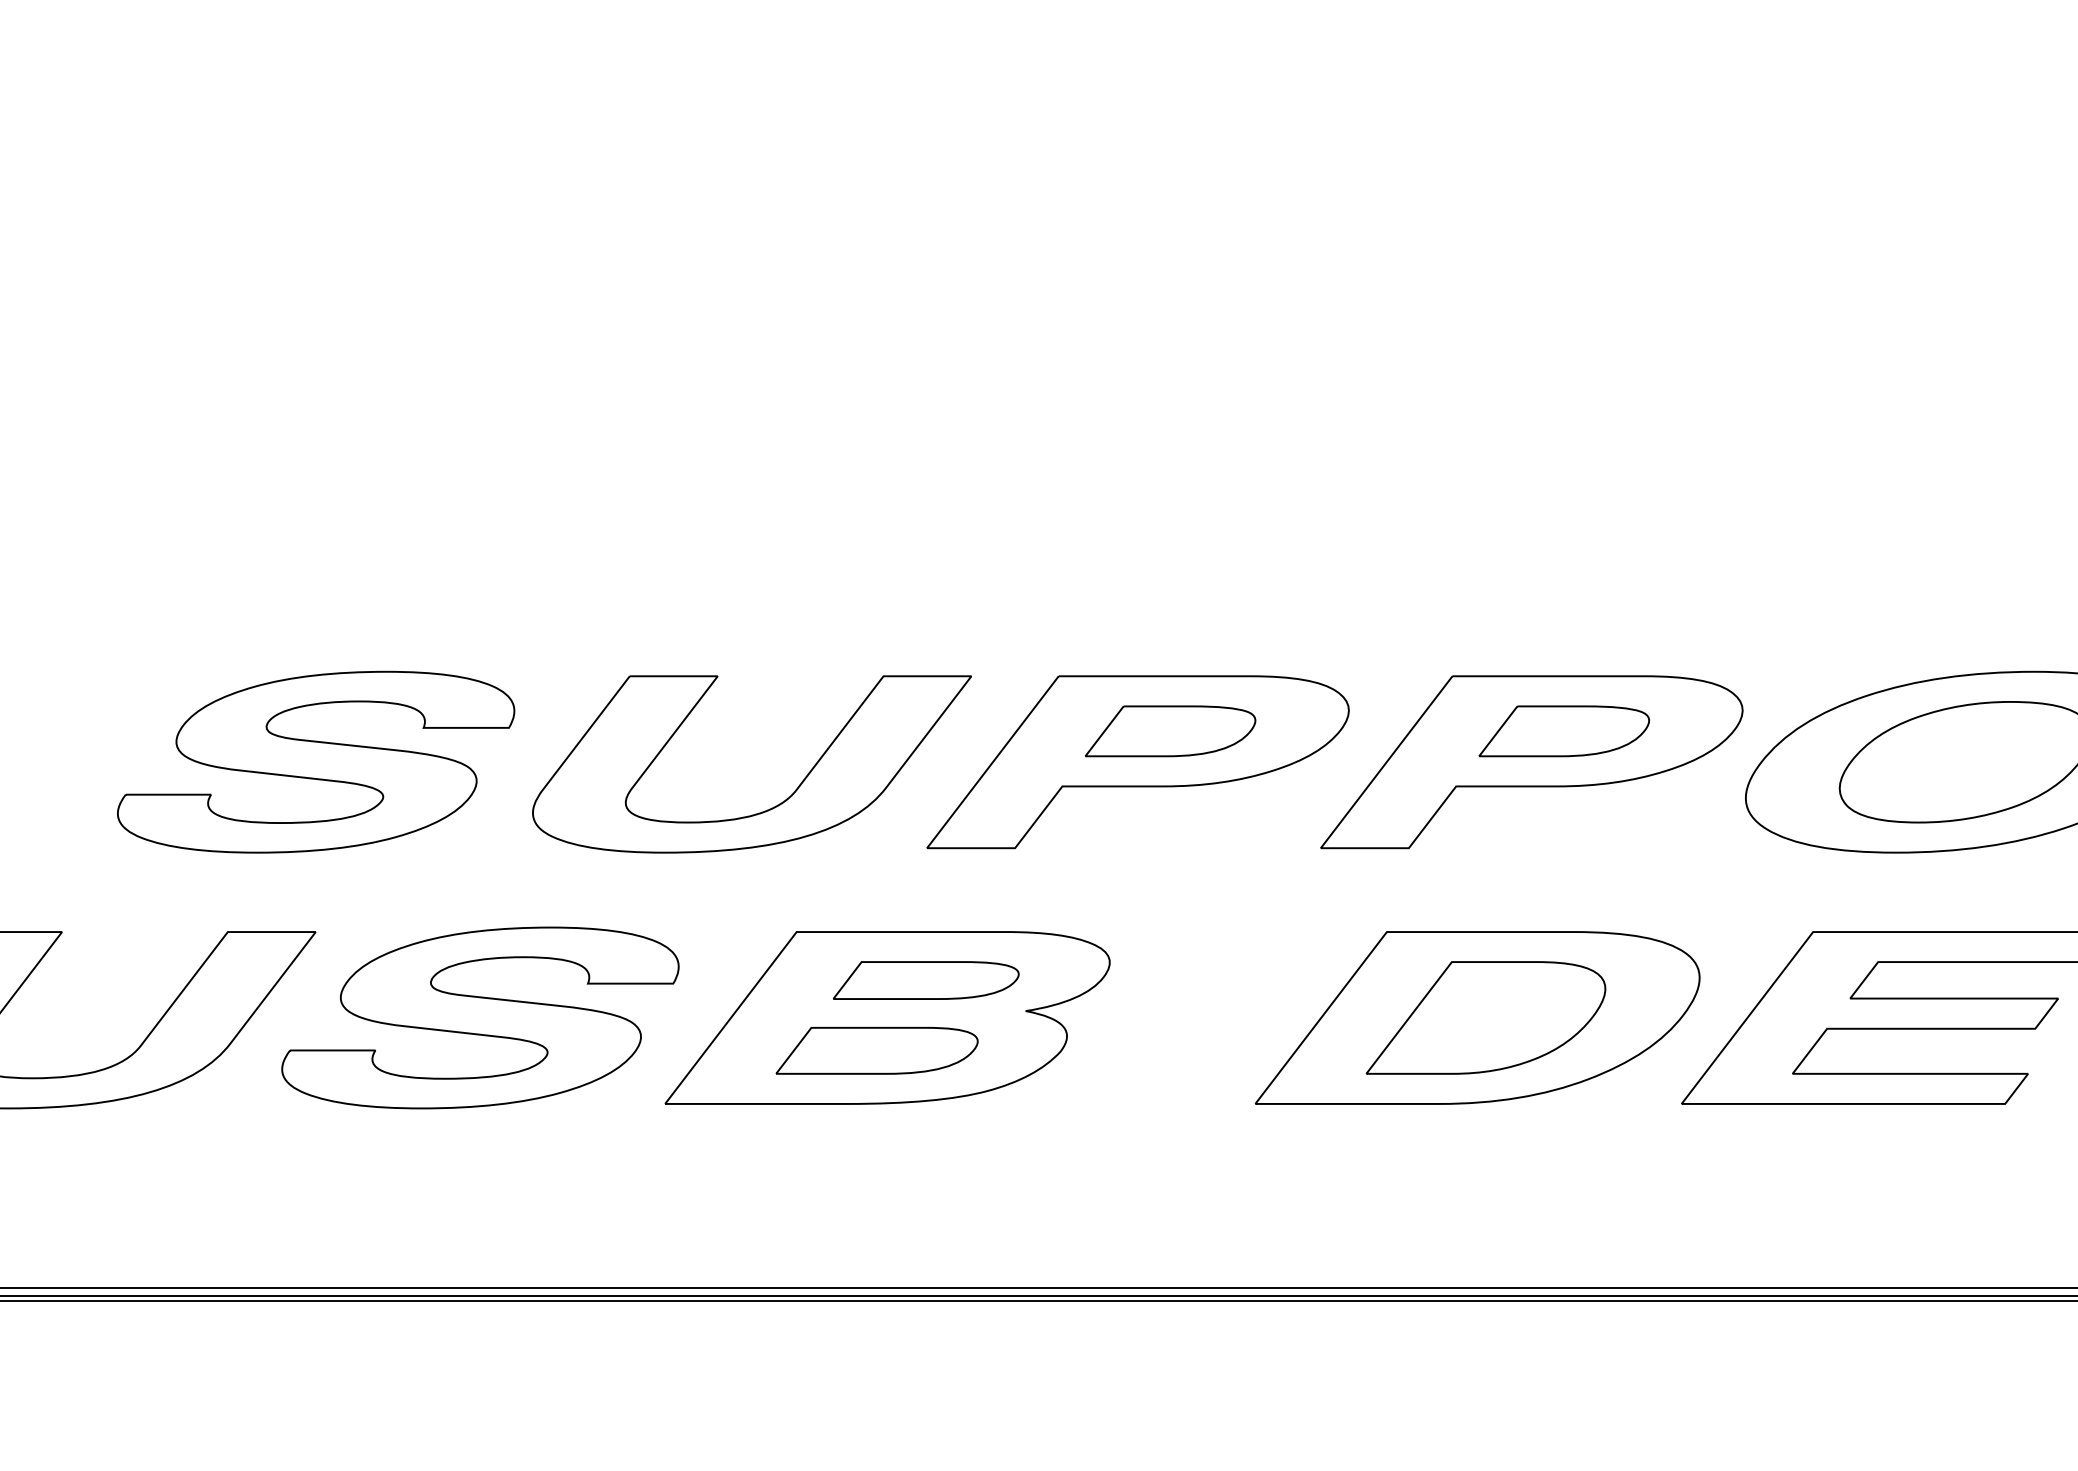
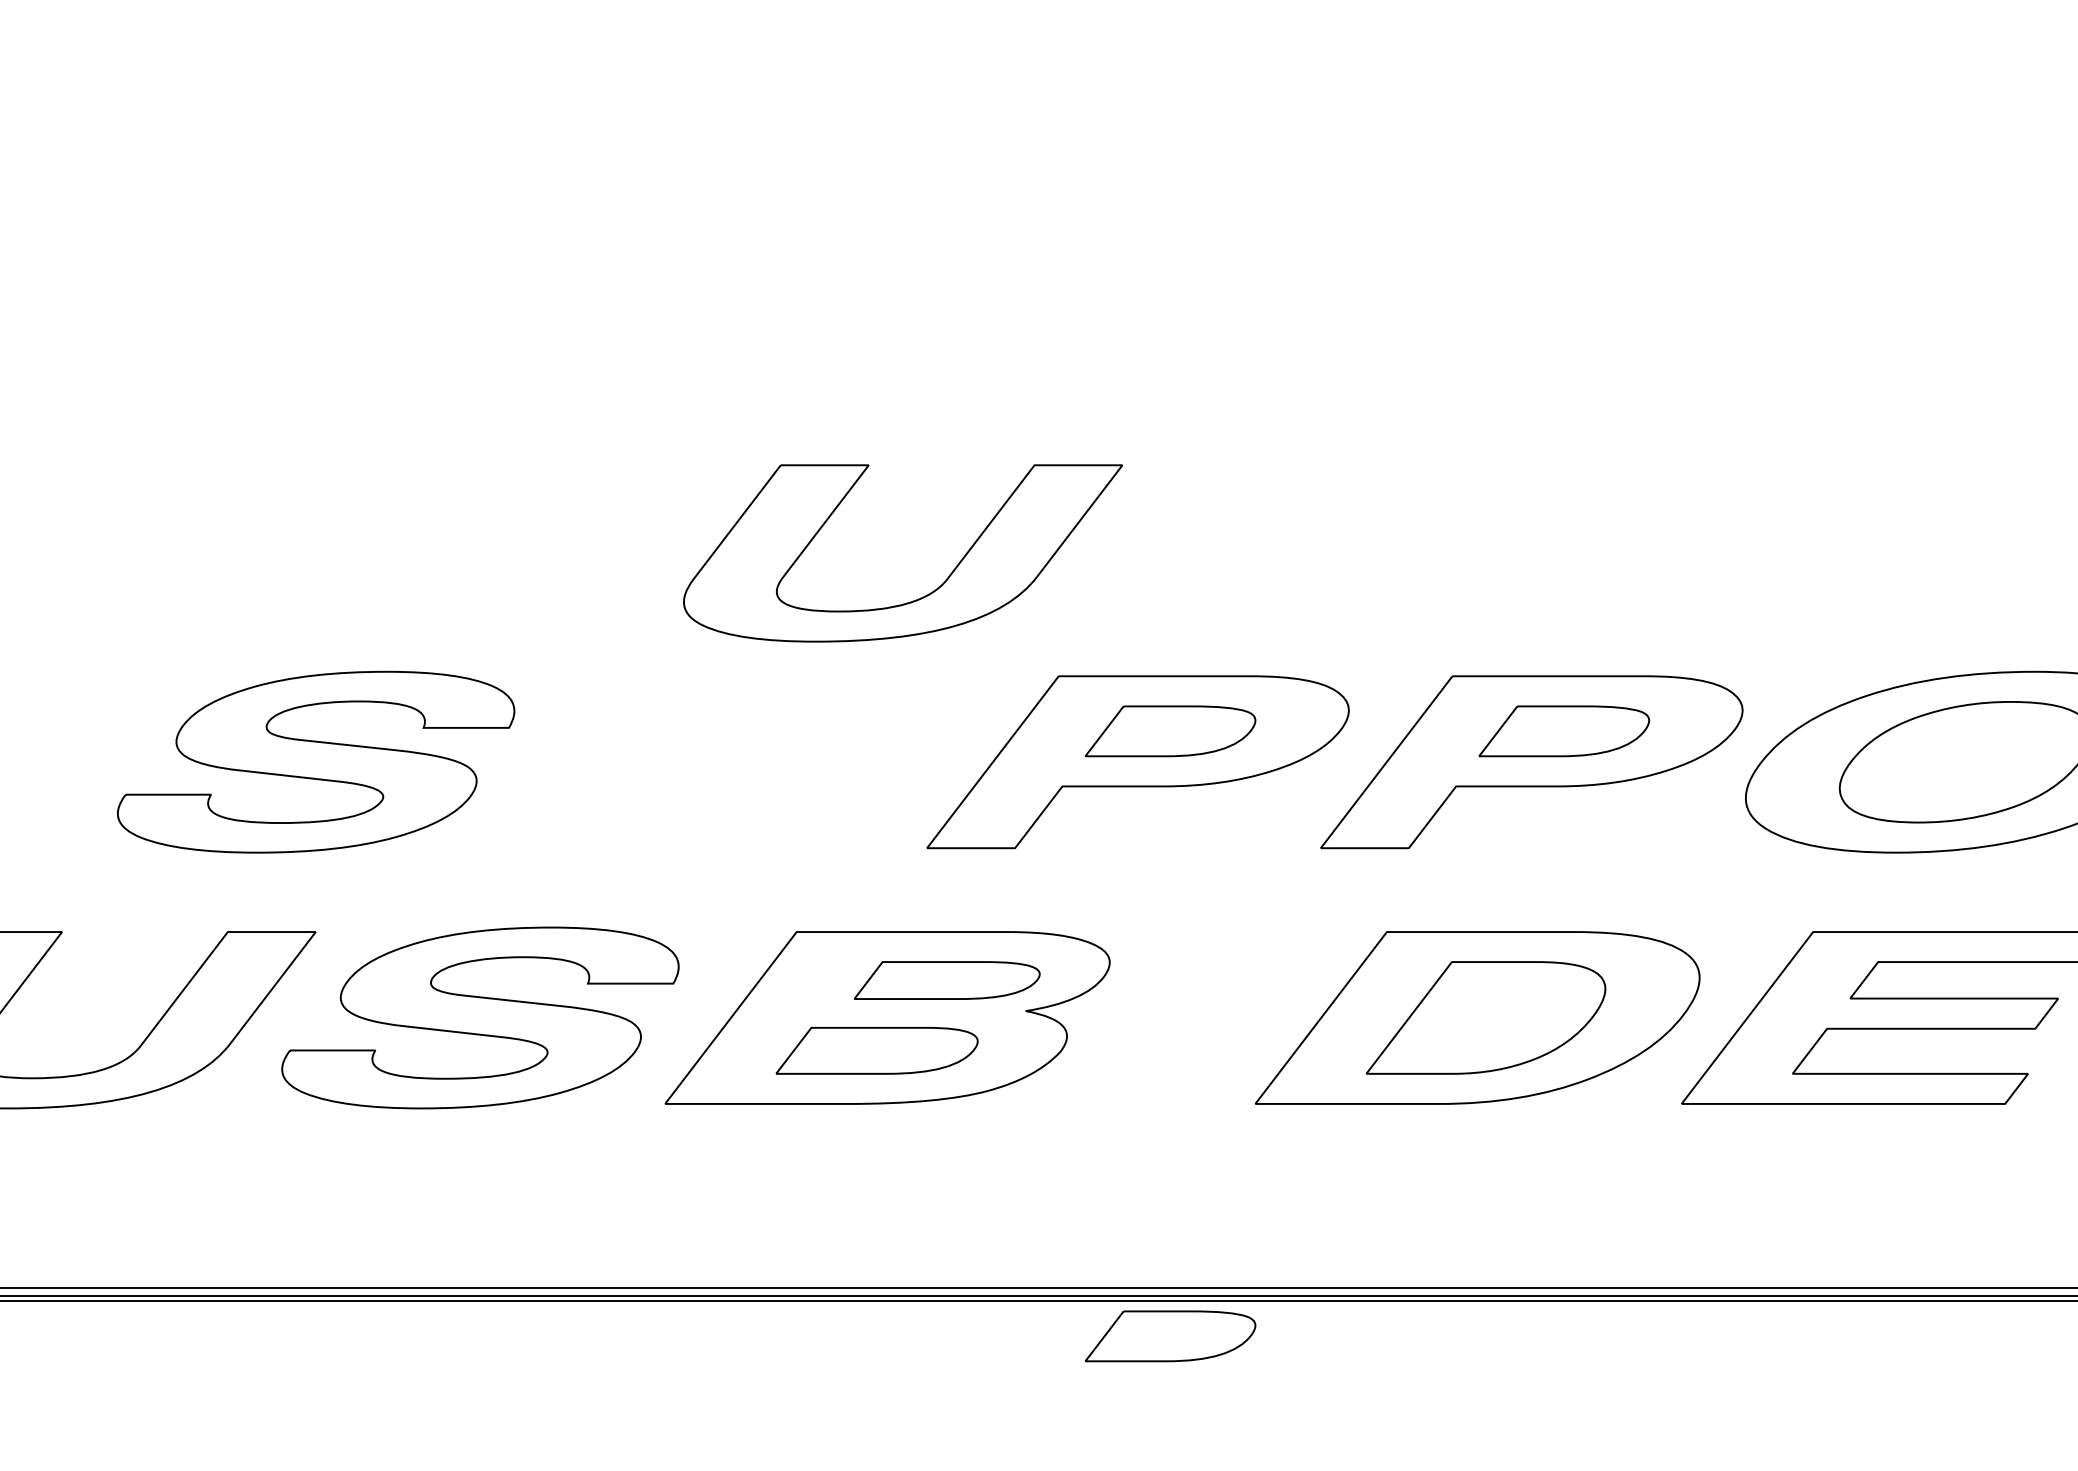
part position: (775, 805) -> (926, 594) (926, 594)
part position: (925, 980) -> (946, 980) (946, 980)
part: none -> present (1170, 1336)
